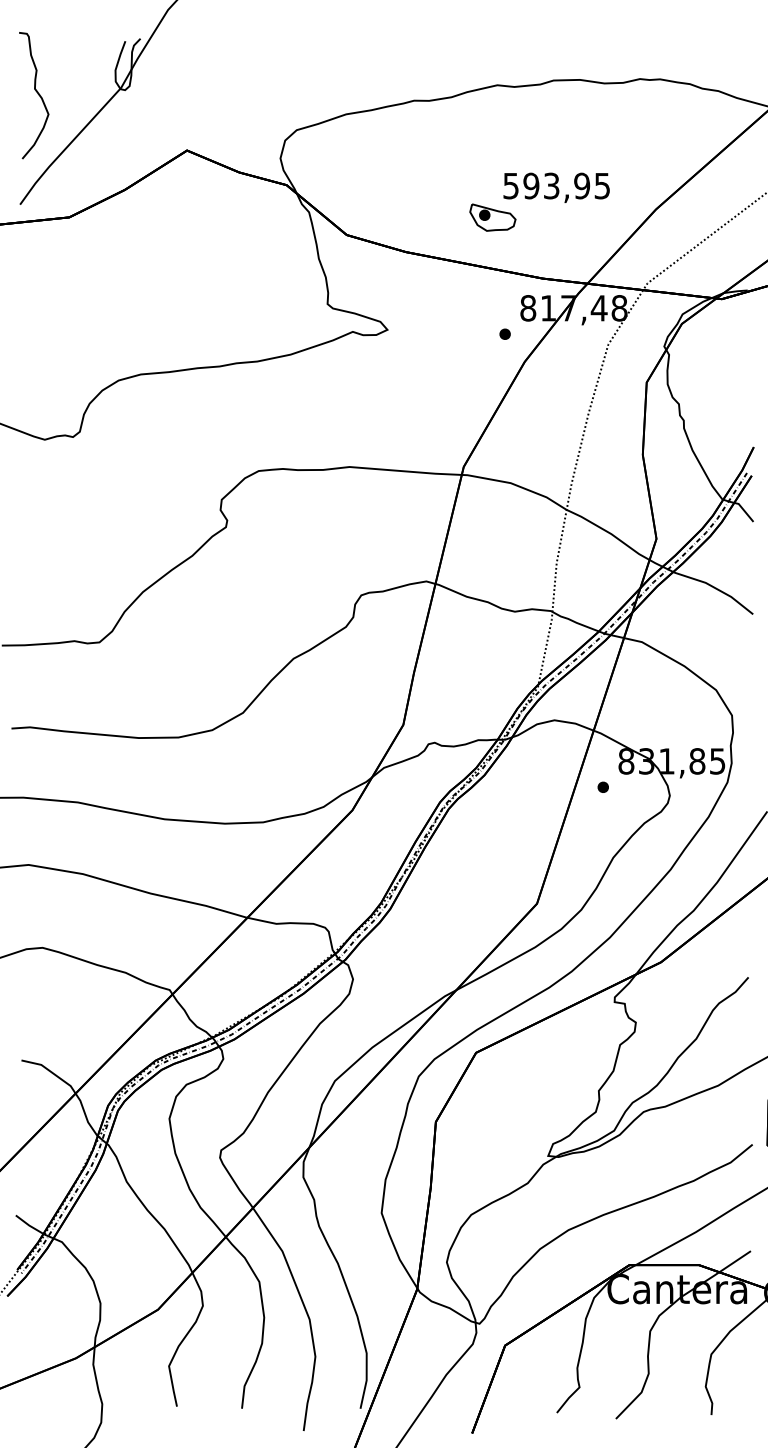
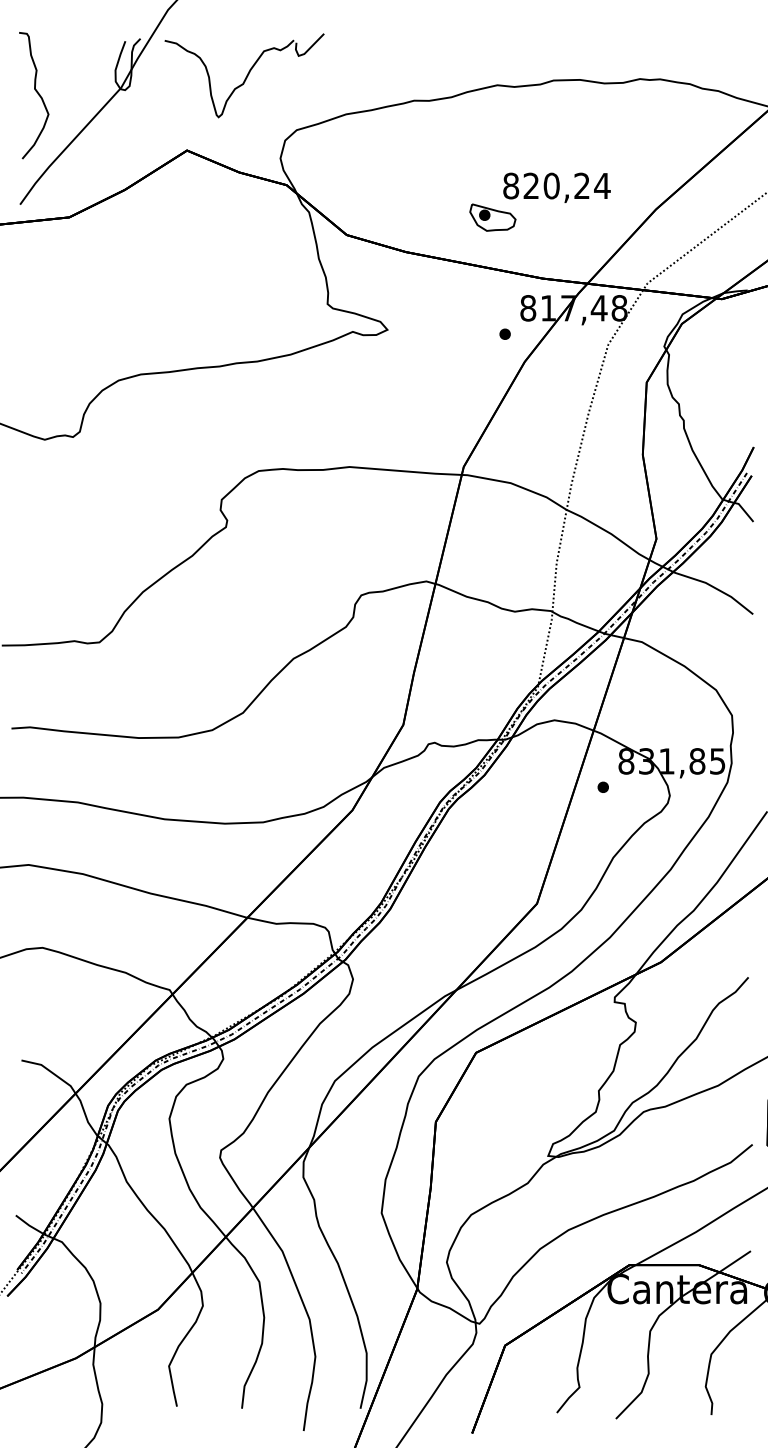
part: none -> present (244, 75)
text: 593,95 -> 820,24 (556, 185)
